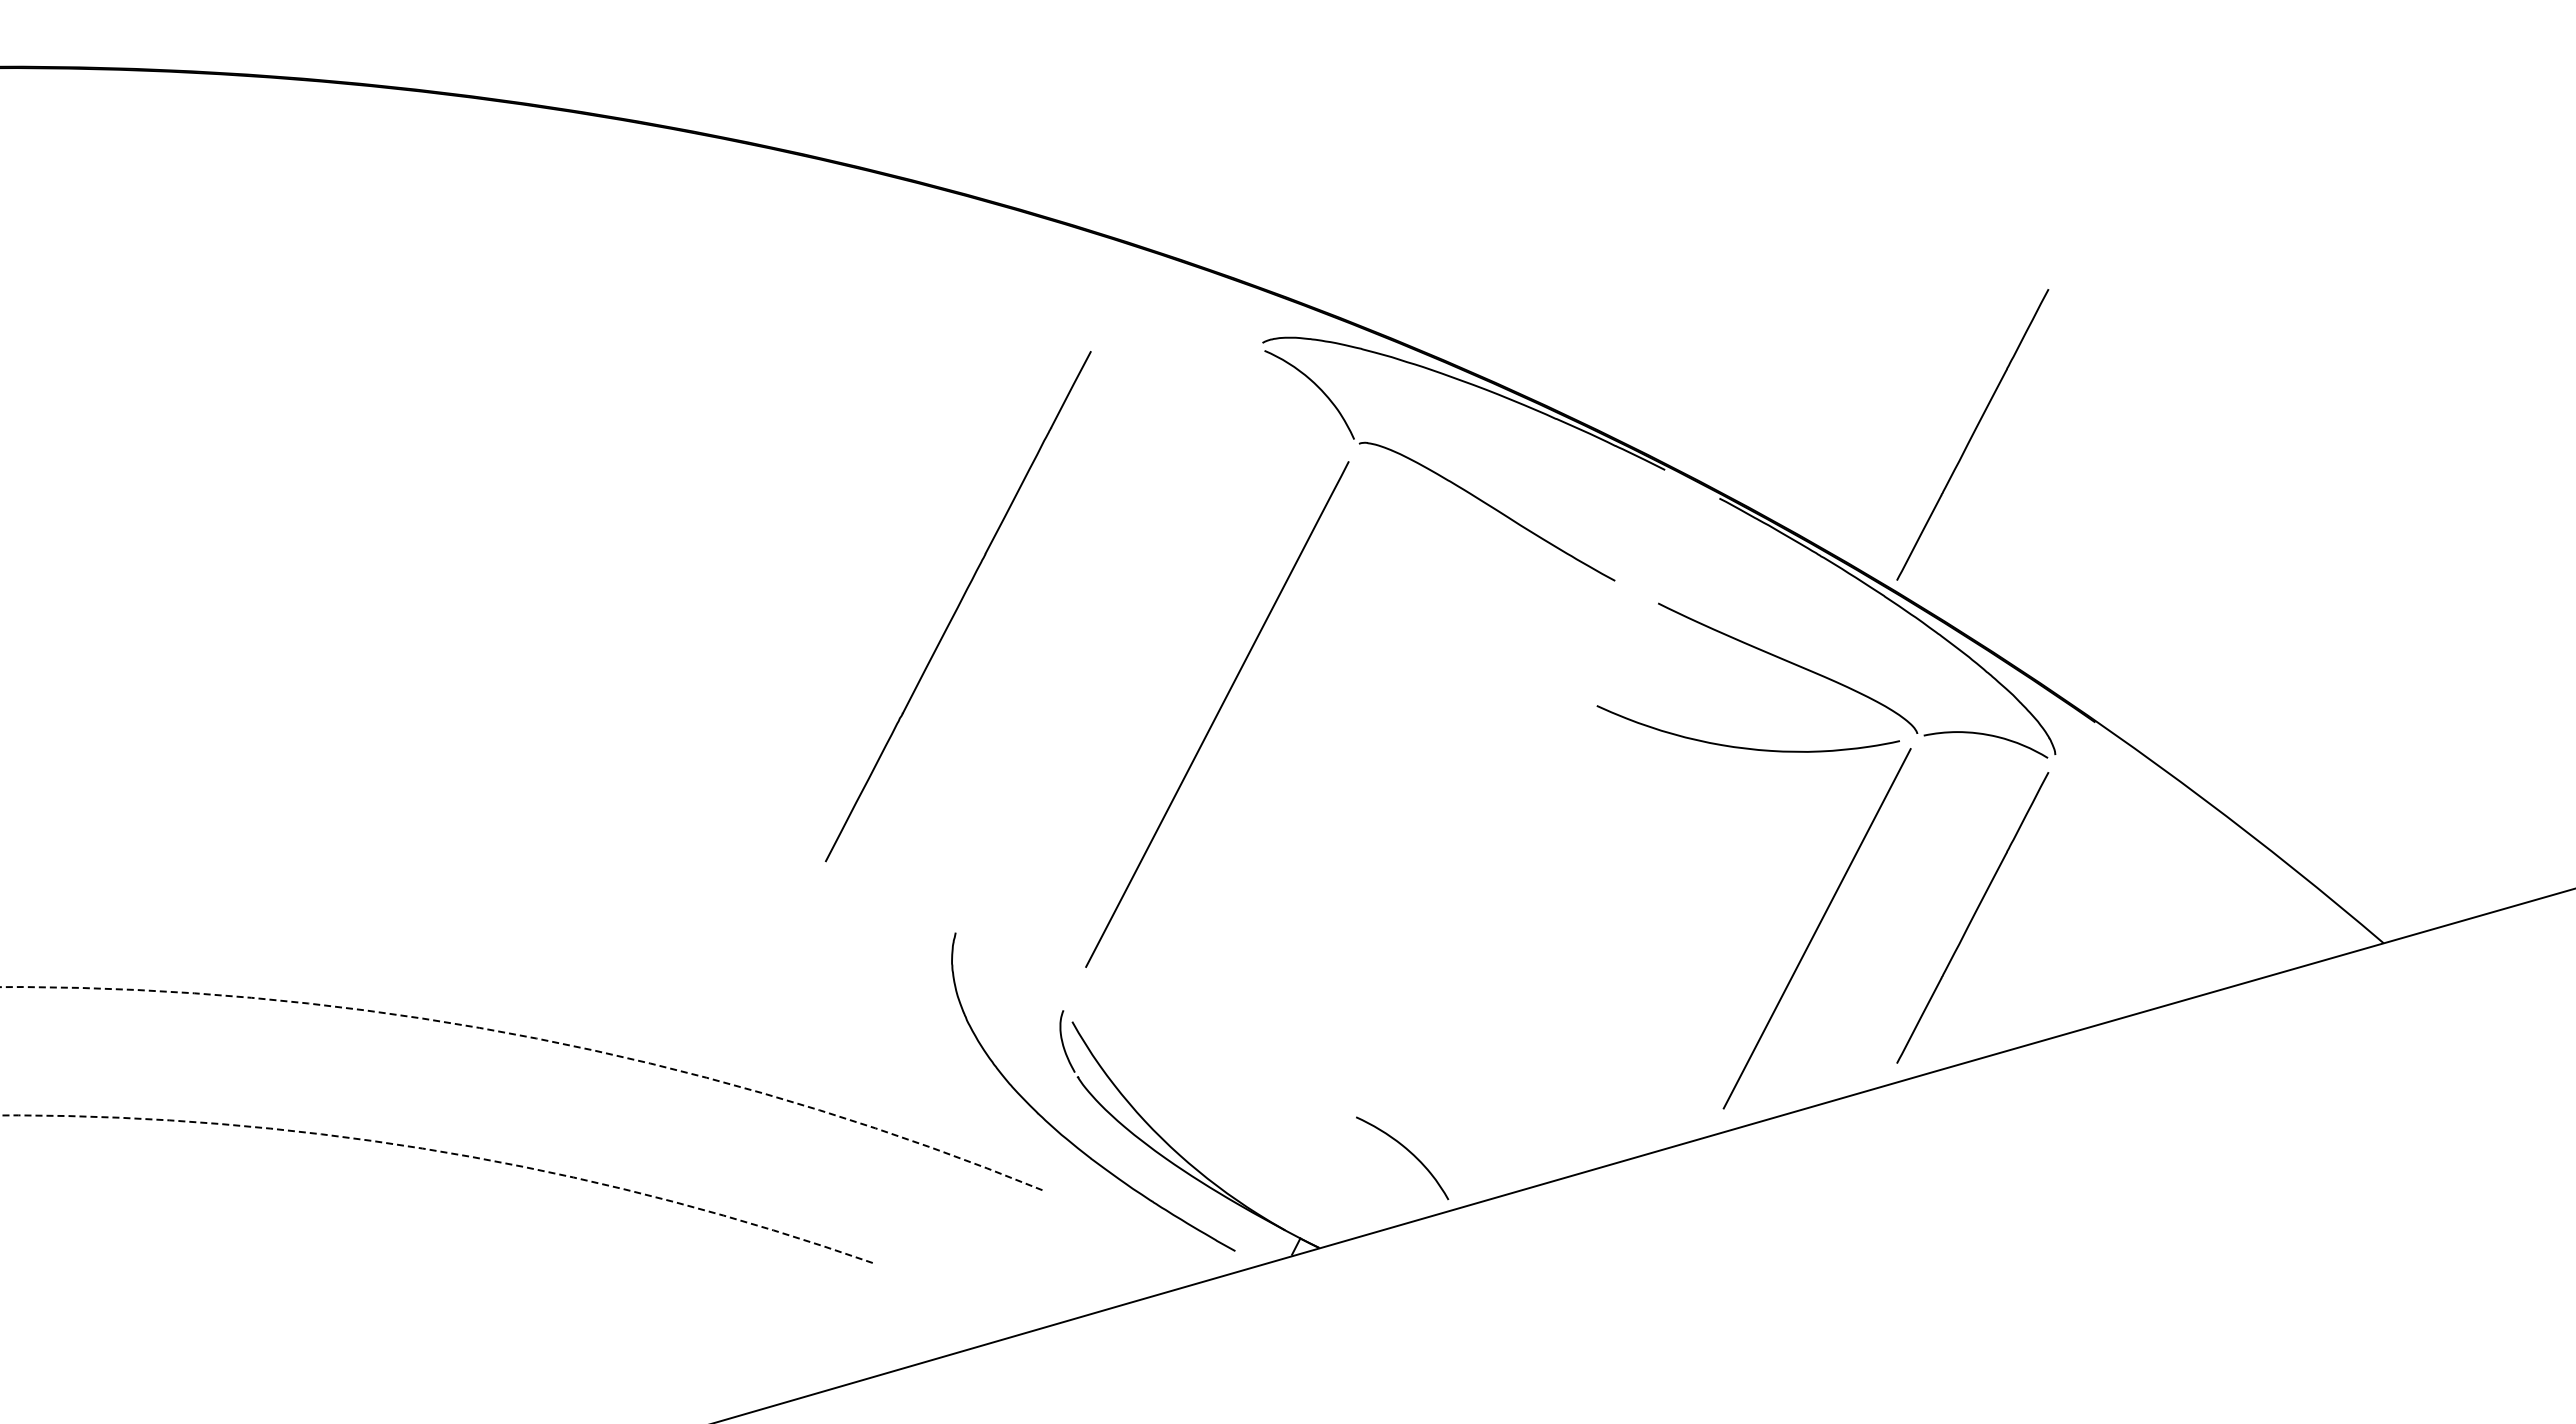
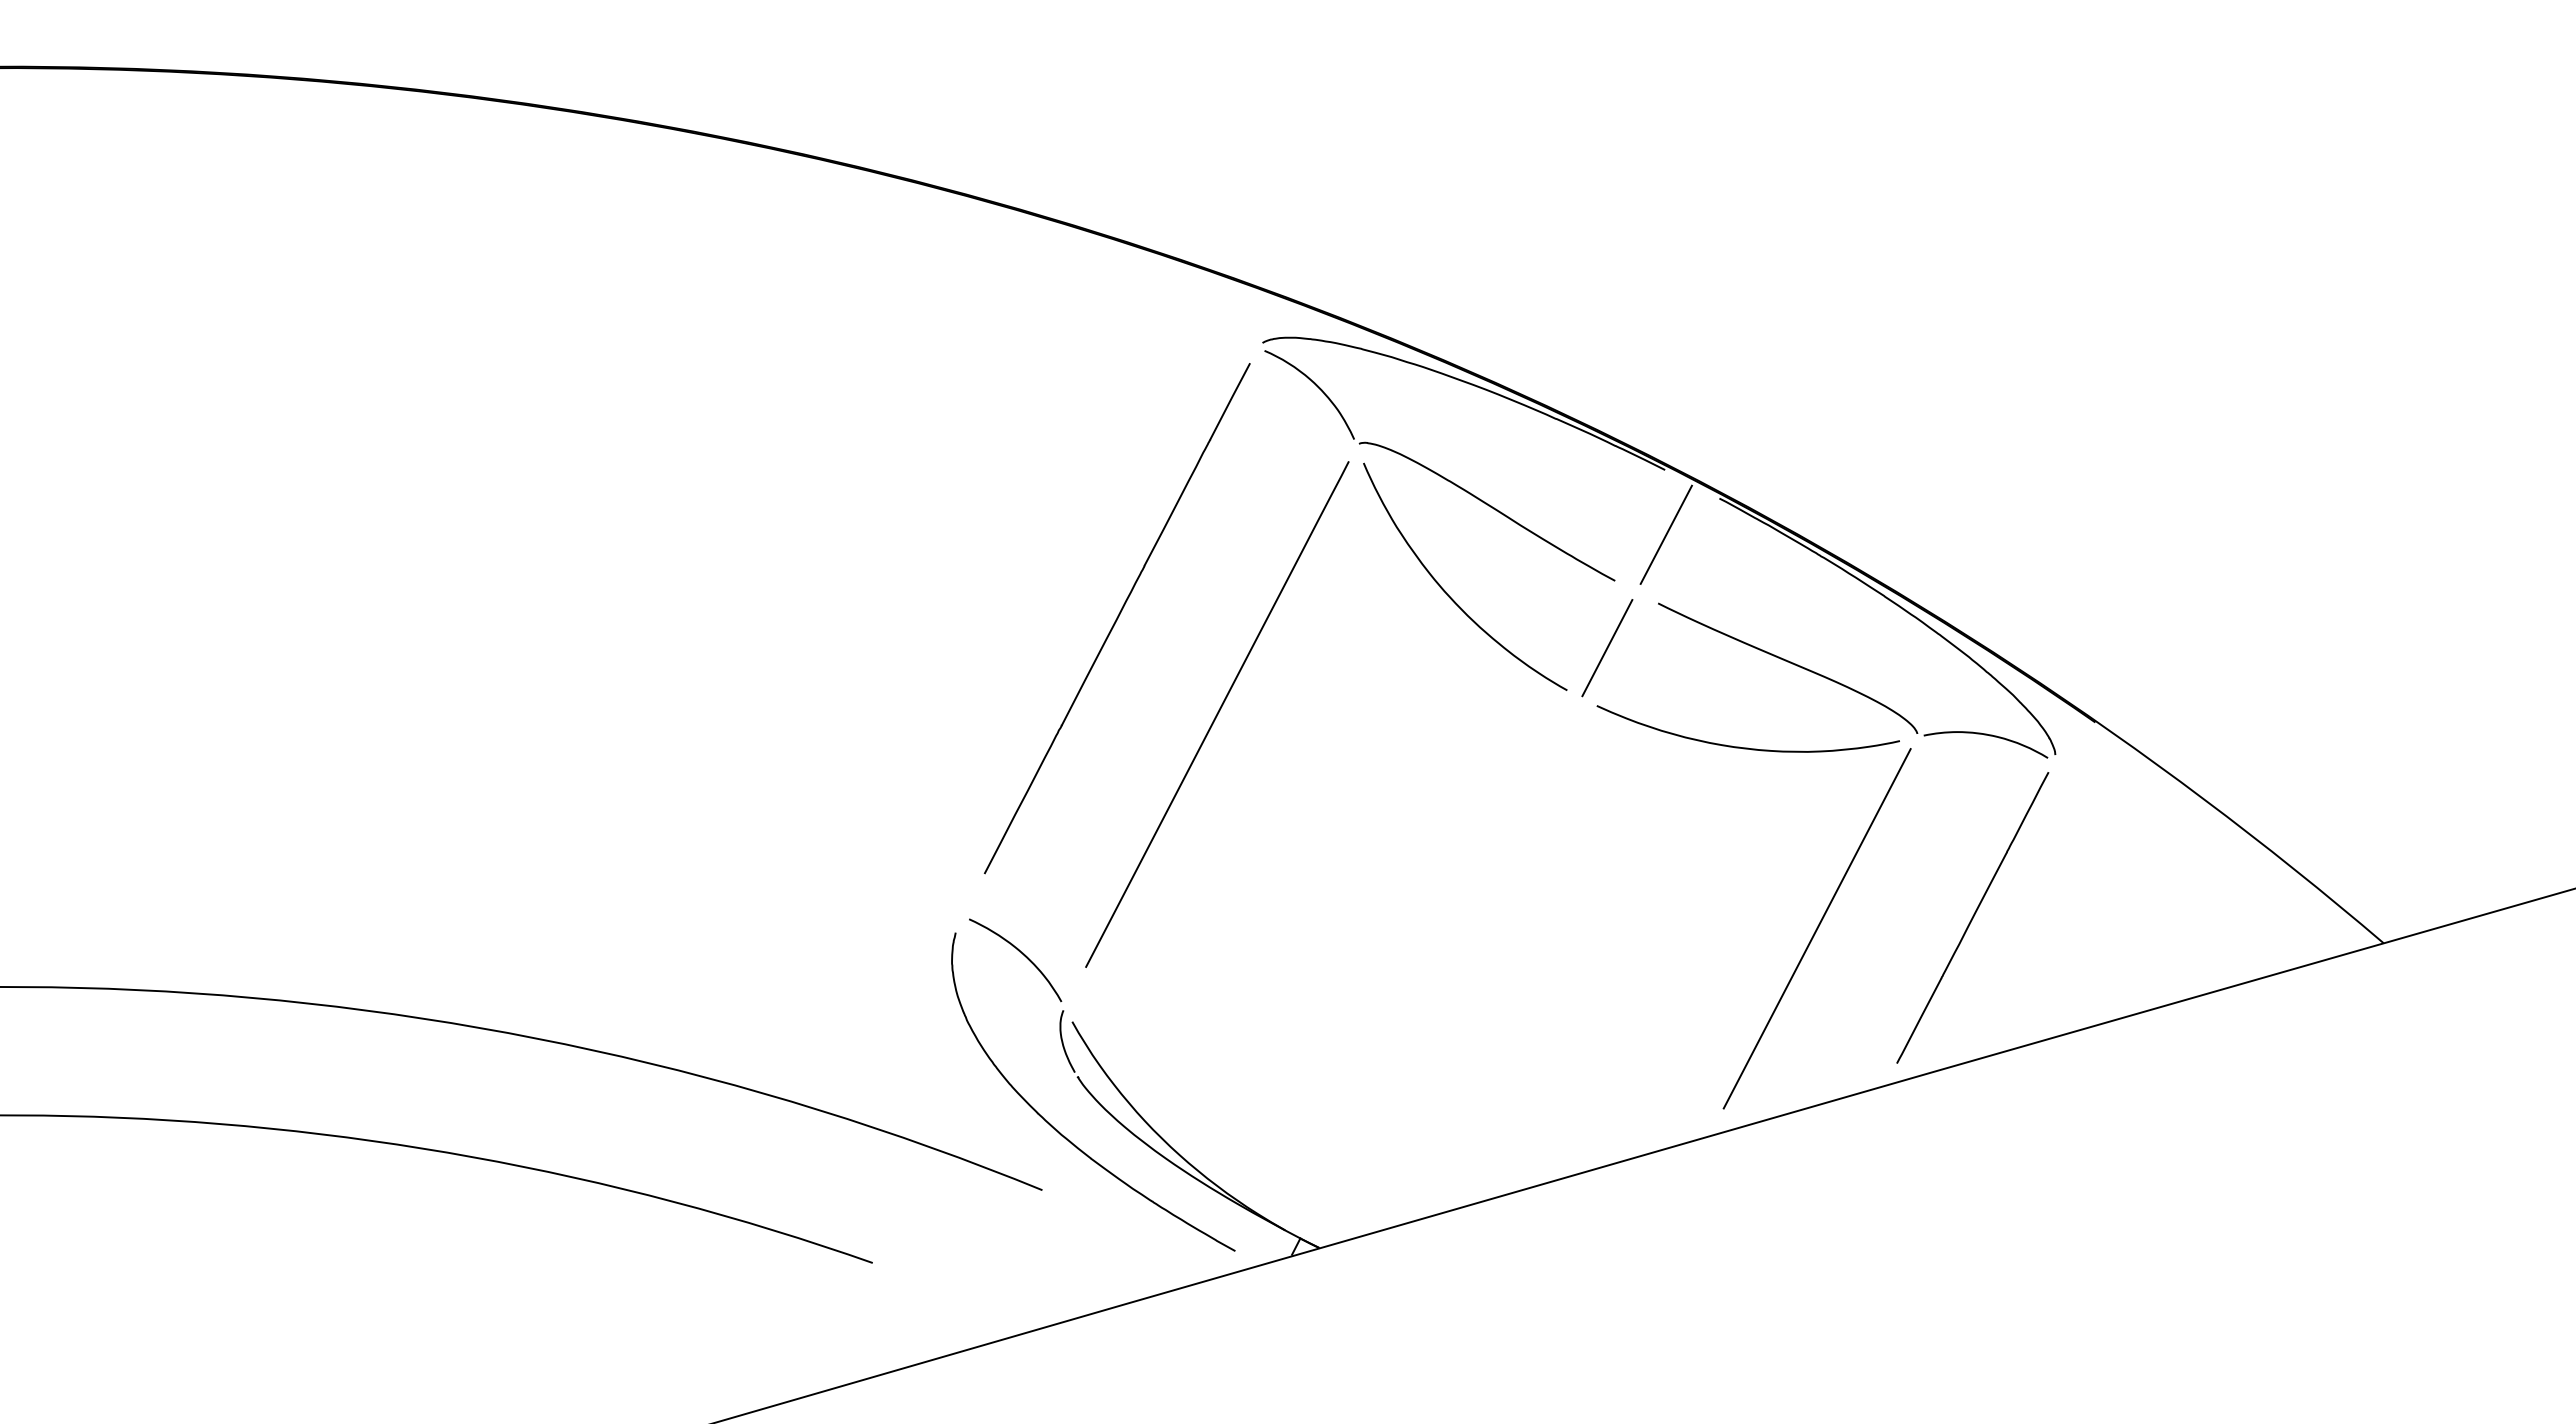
line: present -> none (1972, 434)
line: none -> present (1665, 534)
curve: none -> present (1445, 590)
line position: (958, 606) -> (1117, 618) (1117, 618)
line: none -> present (1607, 648)
arc: dashed -> solid (530, 1037)
arc: dashed -> solid (442, 1151)
curve position: (1408, 1151) -> (1021, 953) (1021, 953)
